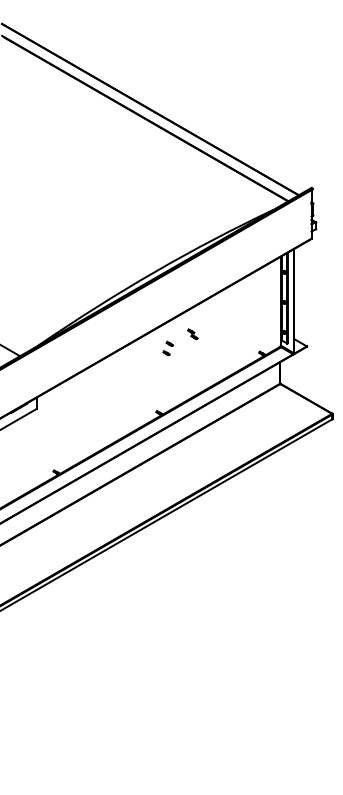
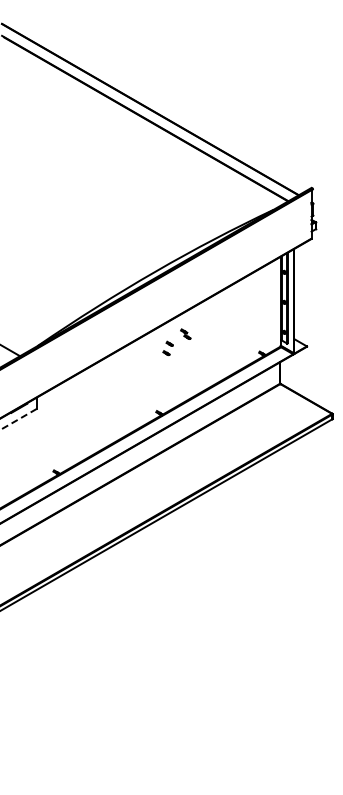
part position: (192, 333) -> (185, 333) (185, 333)
line: solid -> dashed (18, 419)
